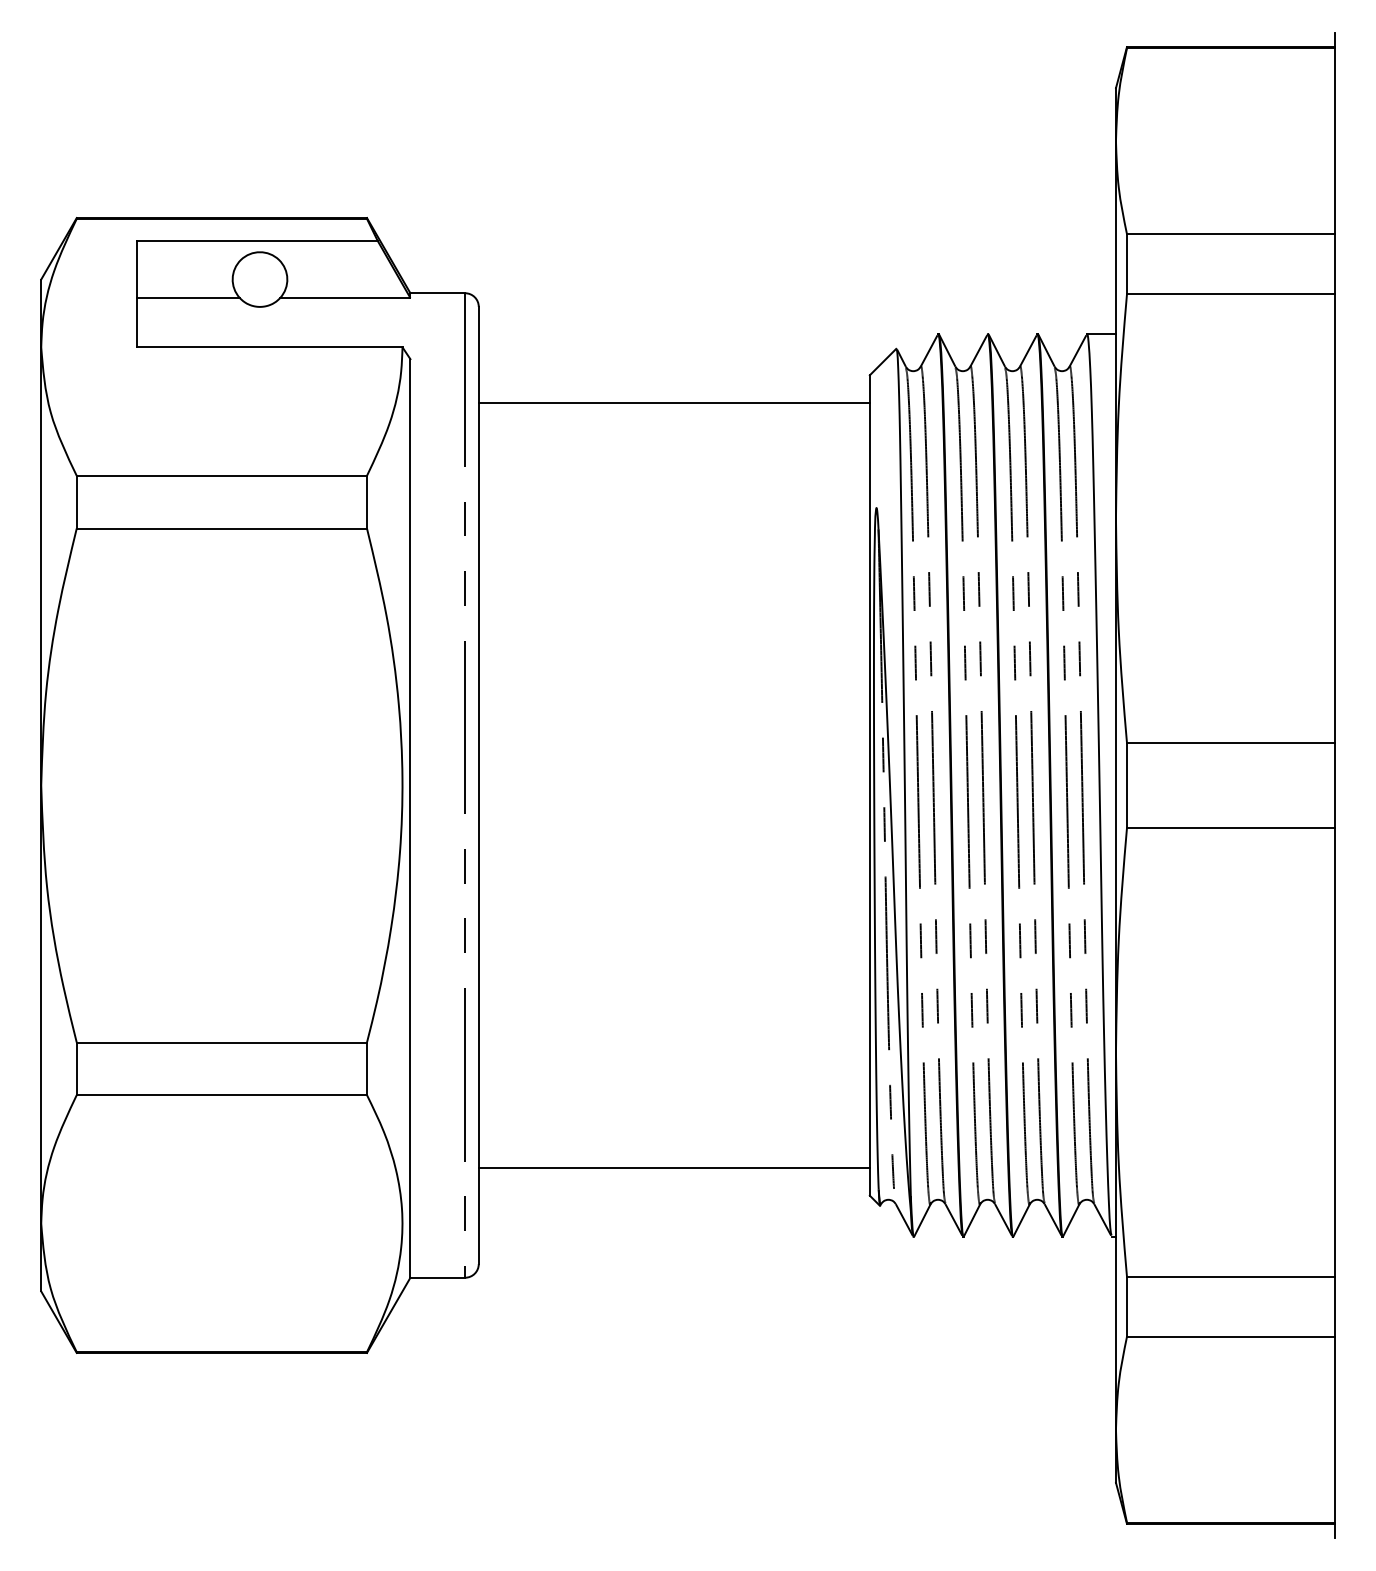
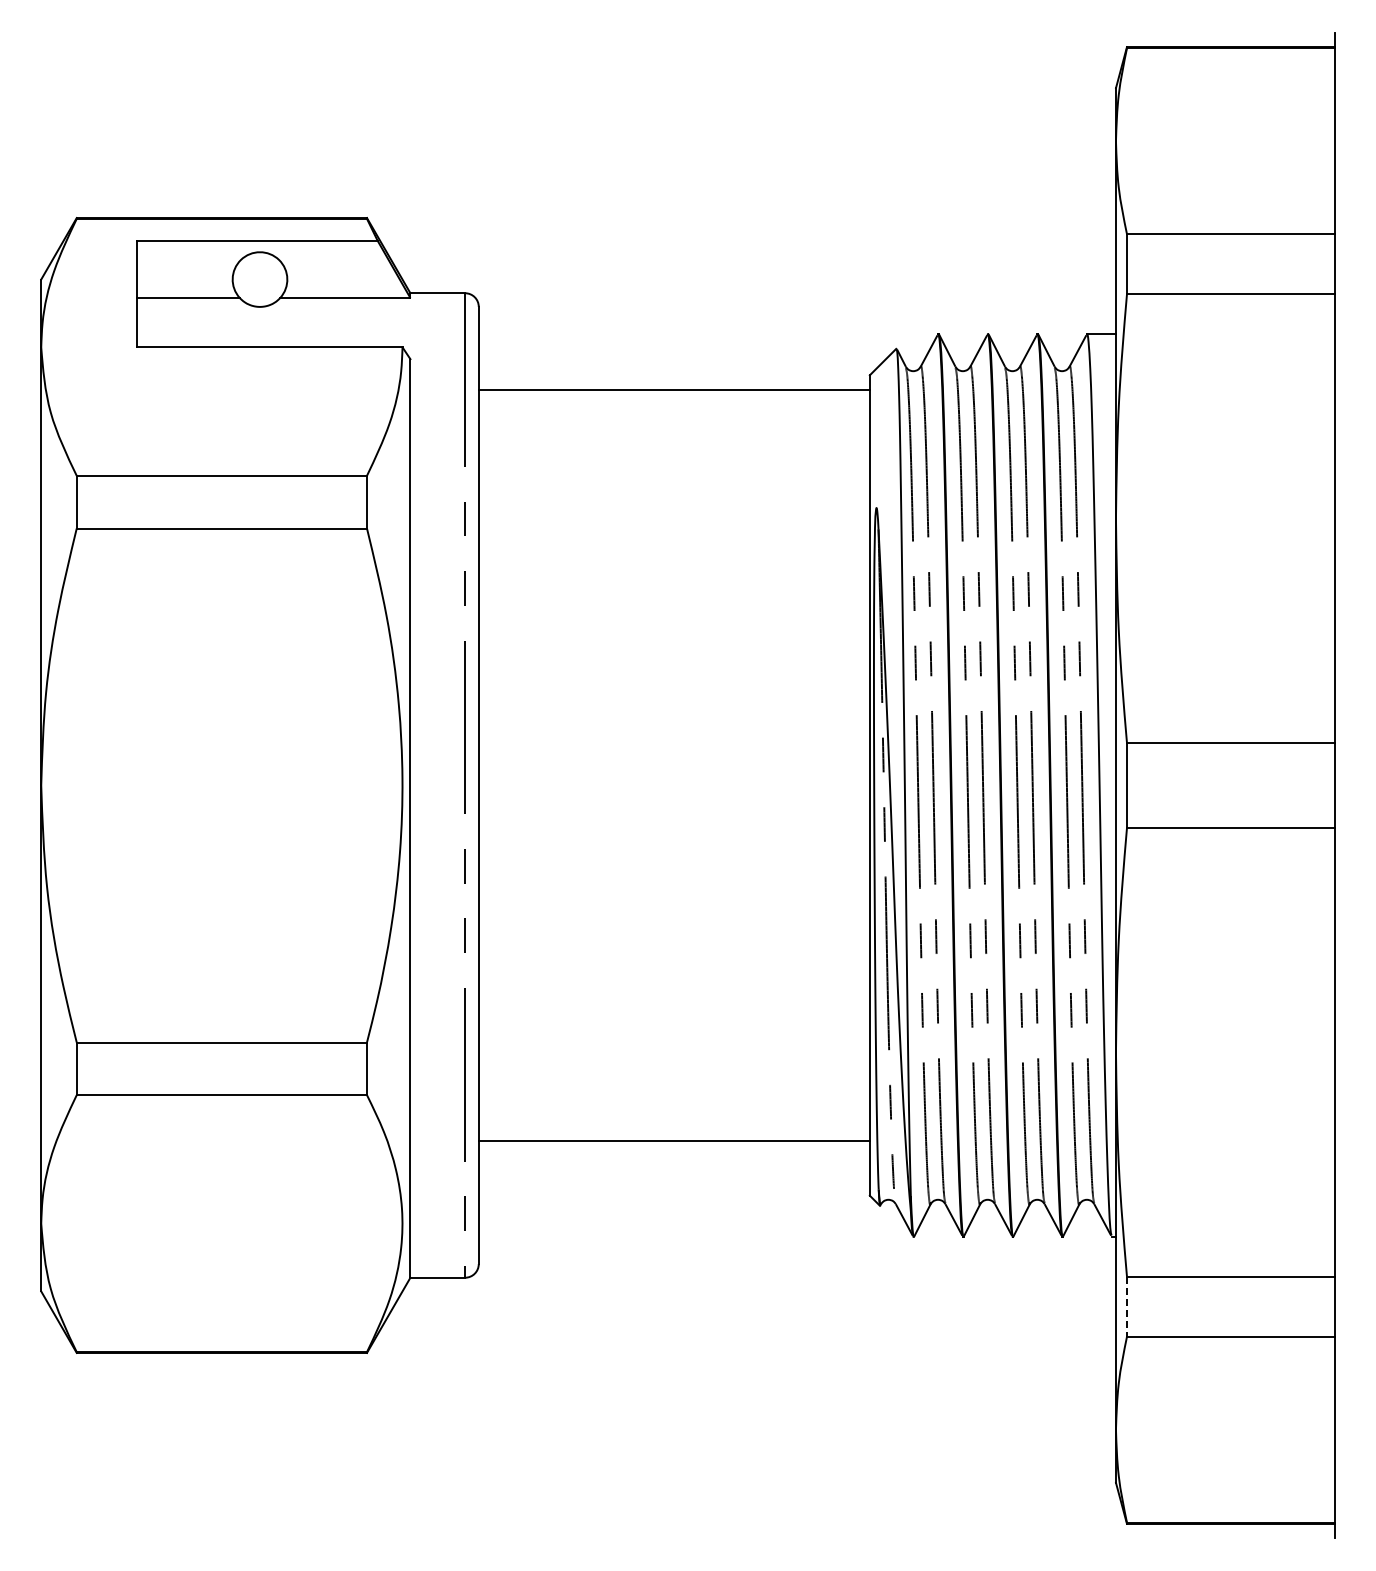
line position: (673, 402) -> (673, 389) (673, 389)
line position: (673, 1168) -> (673, 1141) (673, 1141)
line: solid -> dashed (1126, 1307)
